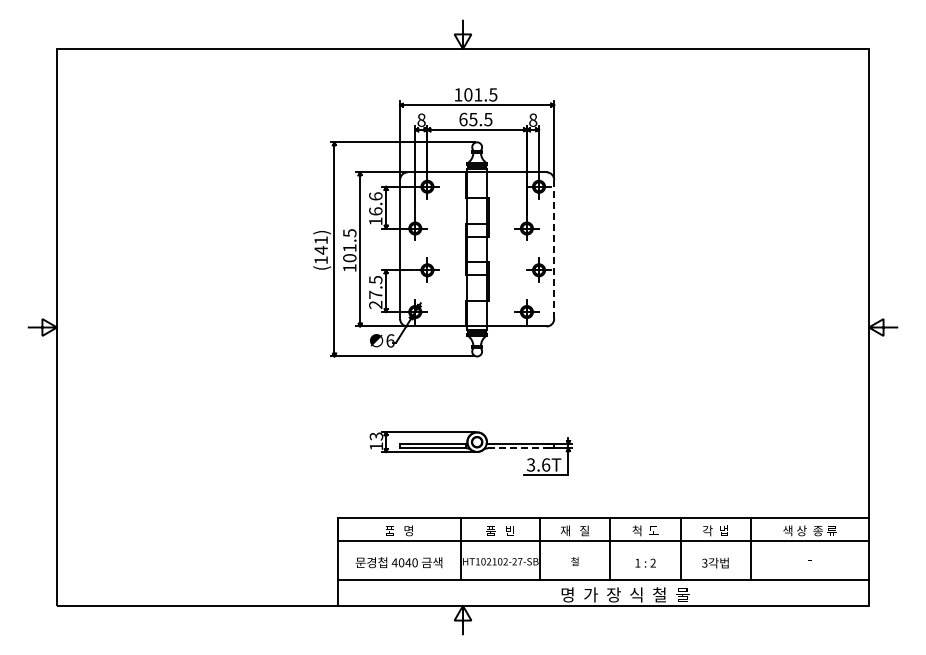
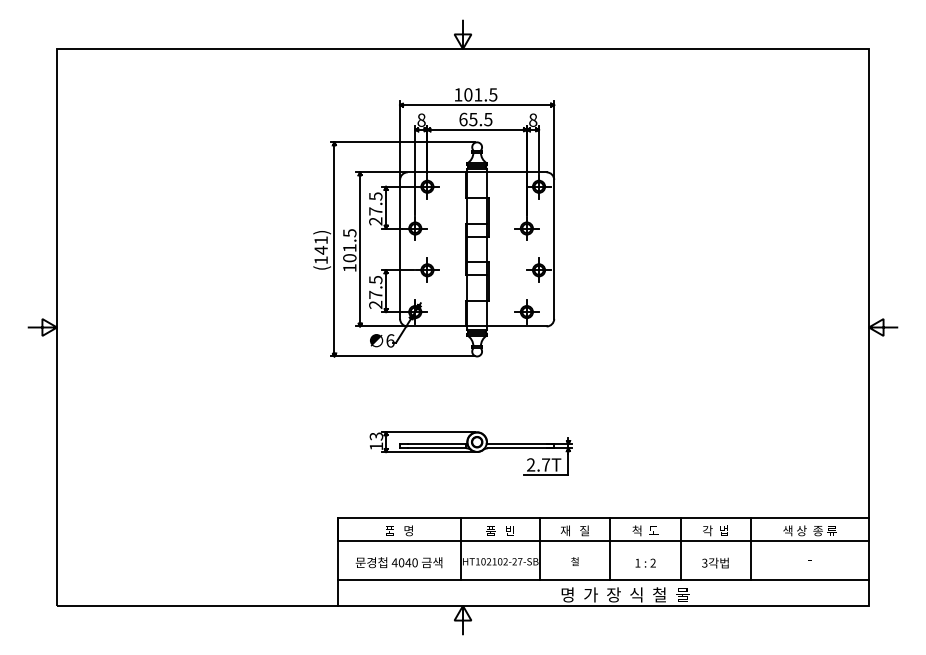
text: 16.6 -> 27.5 (375, 208)
line: dashed -> solid (554, 248)
line: dashed -> solid (517, 448)
text: 3.6T -> 2.7T (538, 464)
